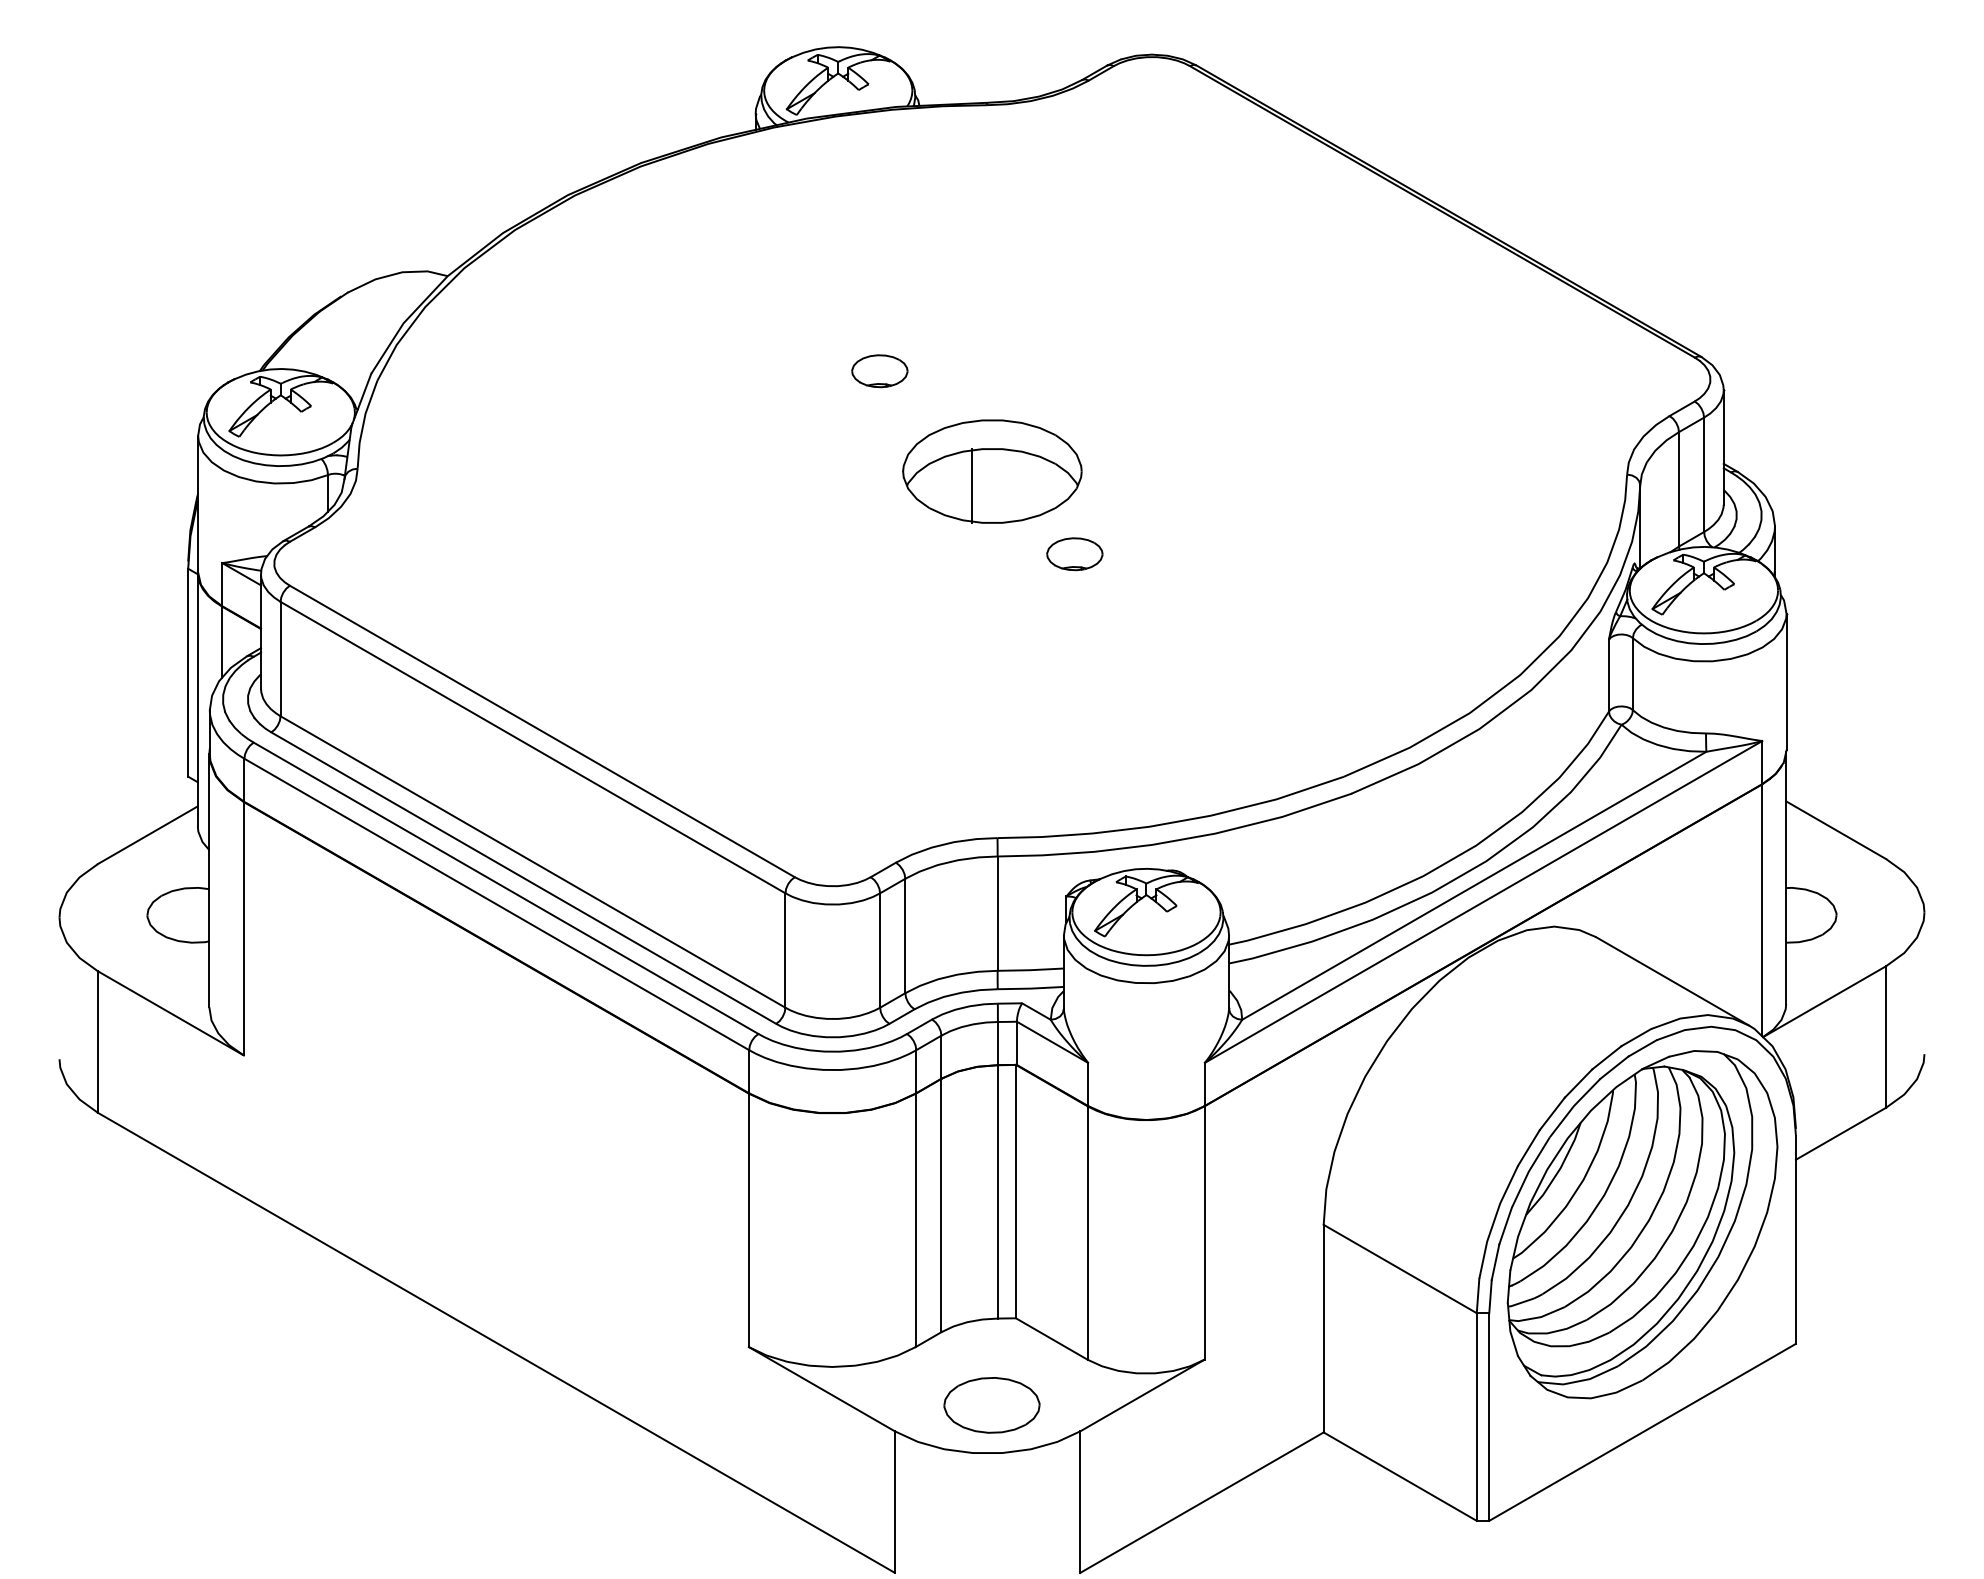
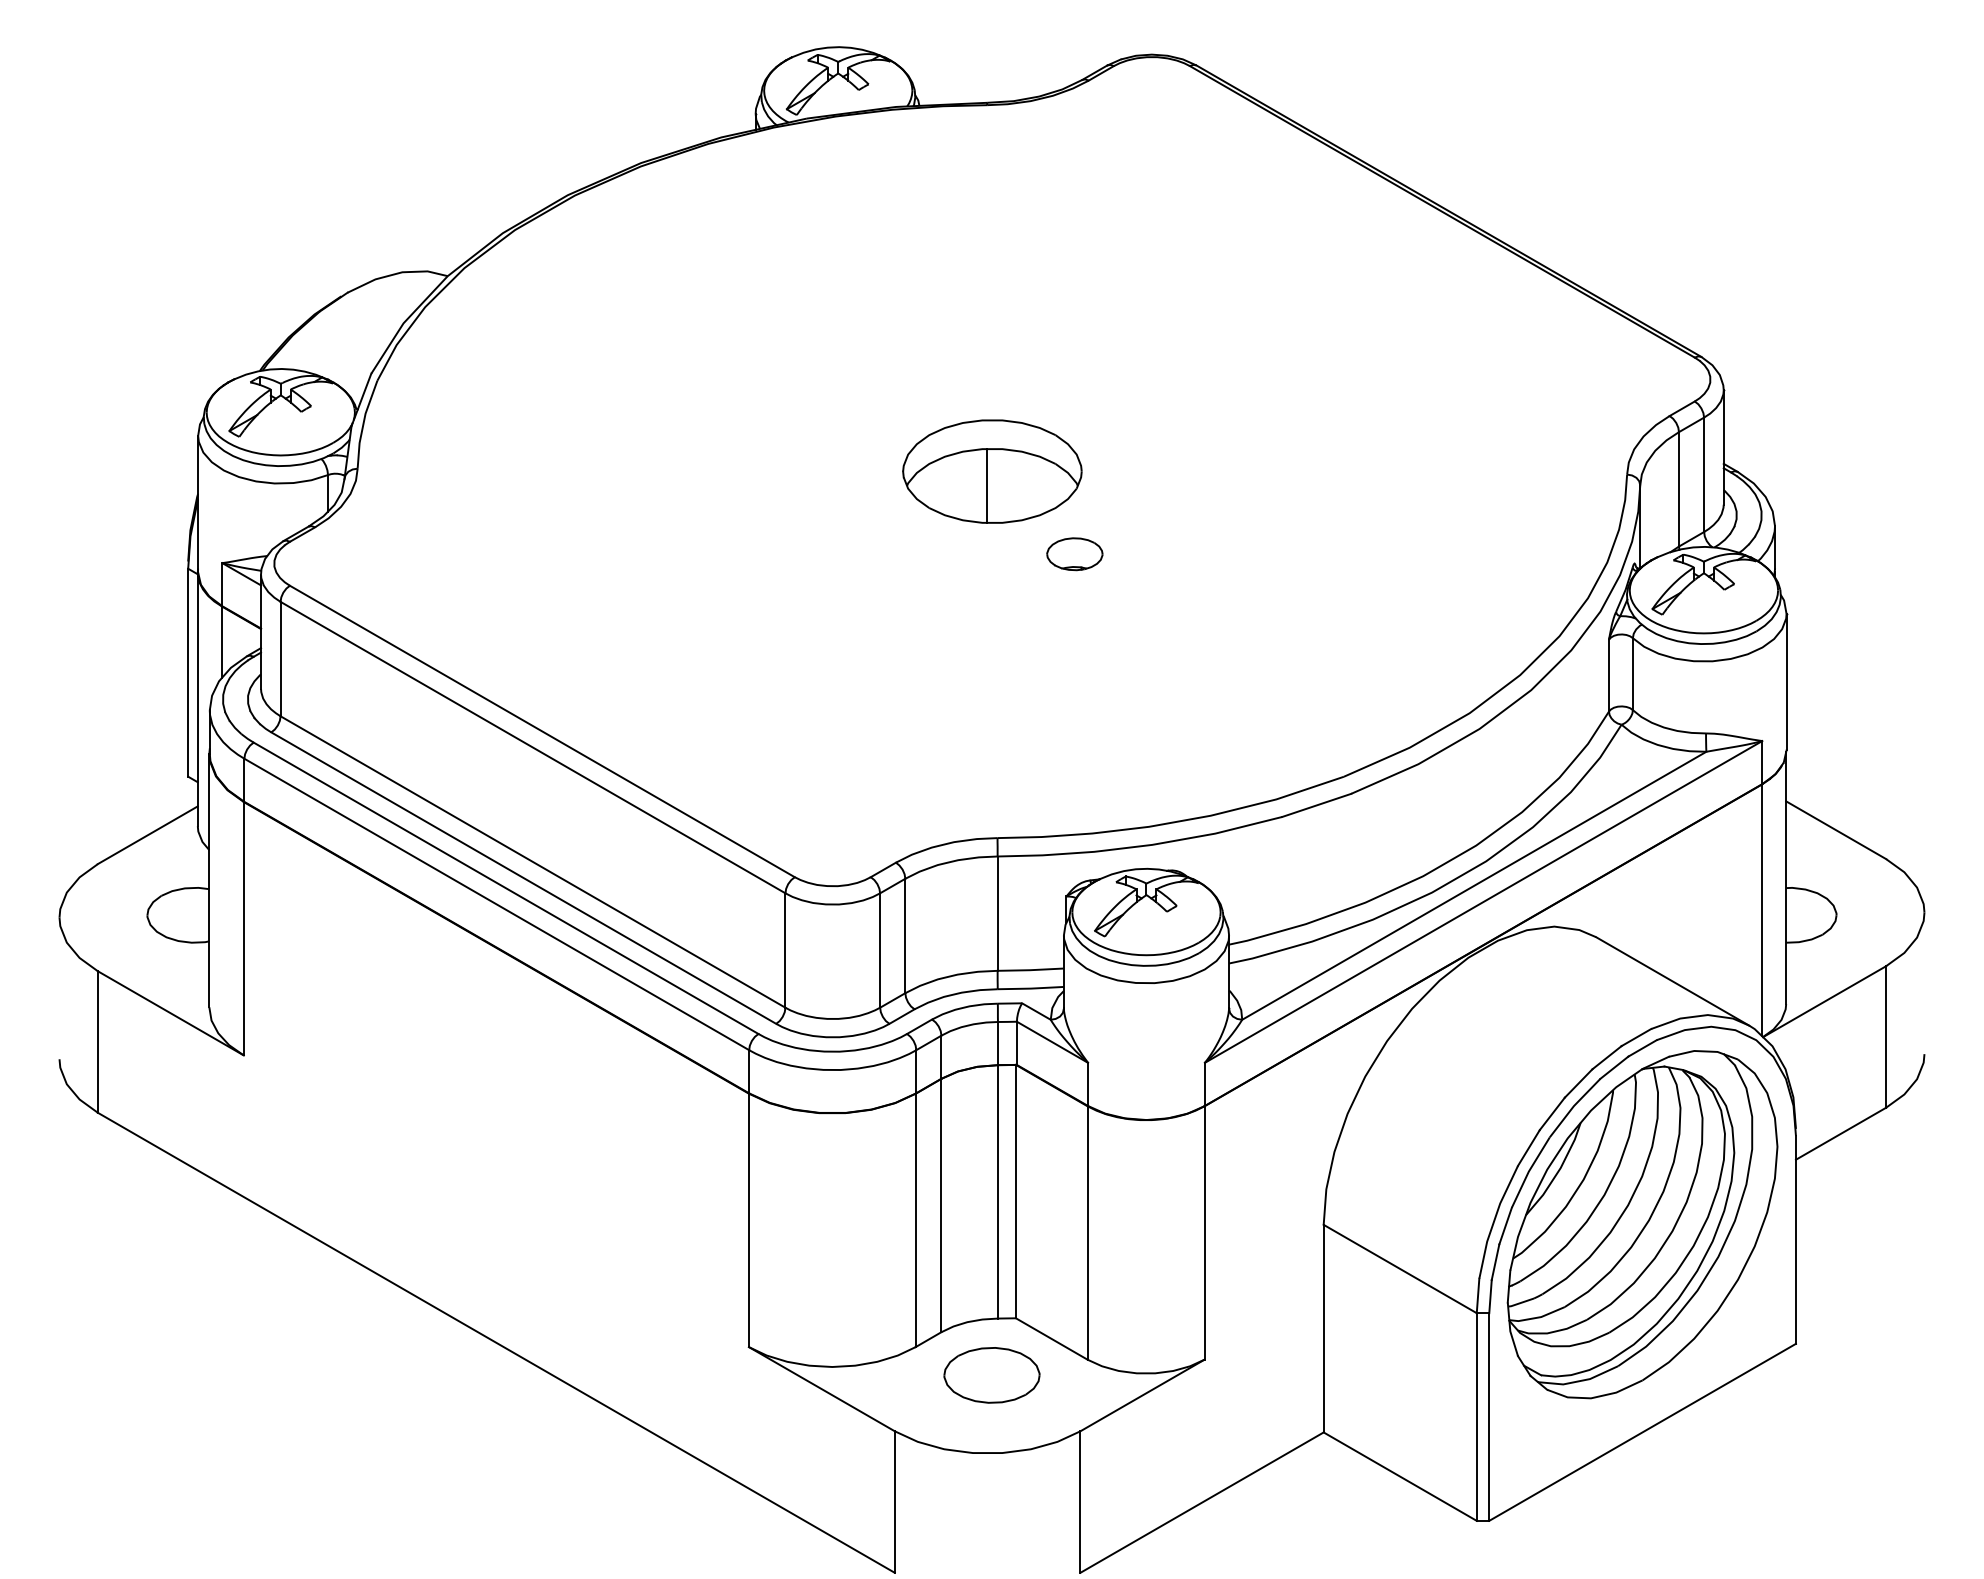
part: present -> none (879, 371)
line position: (971, 485) -> (986, 485) (986, 485)
part position: (991, 1405) -> (991, 1375) (991, 1375)
